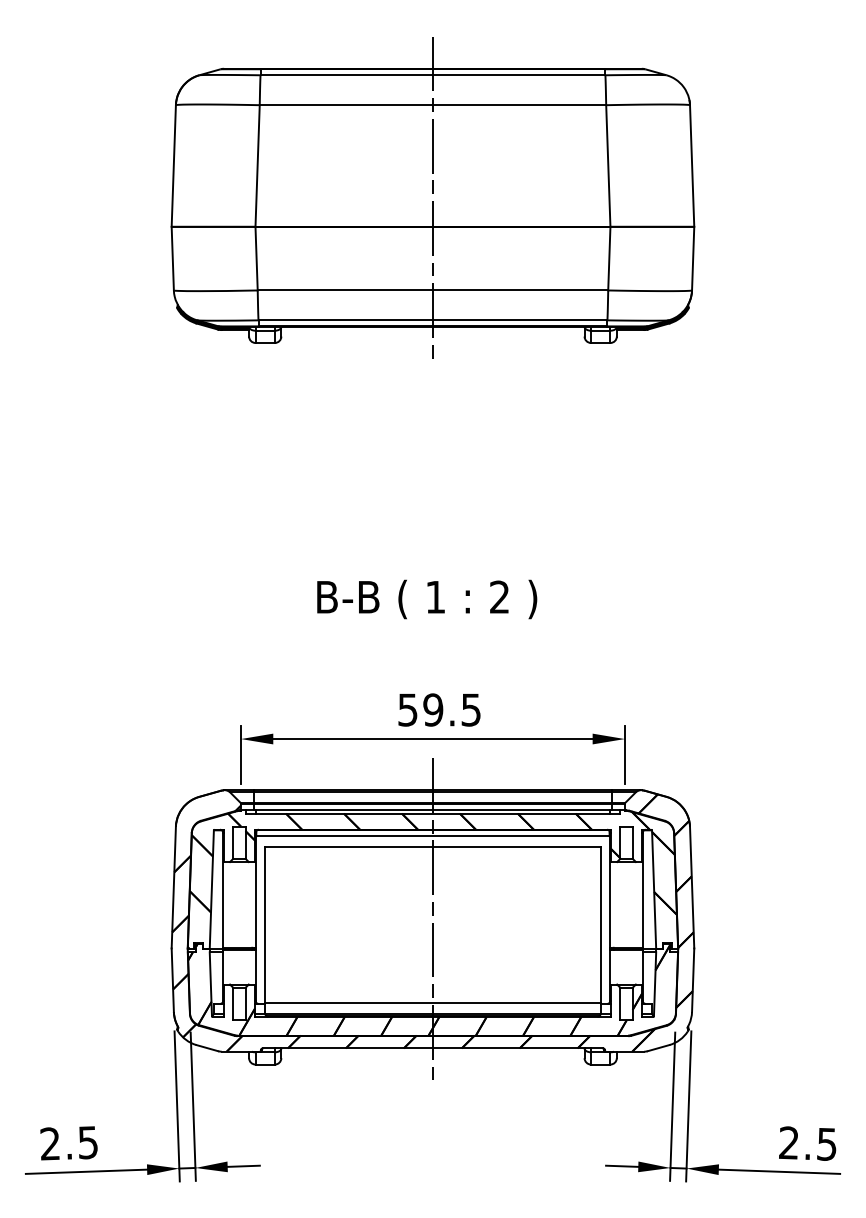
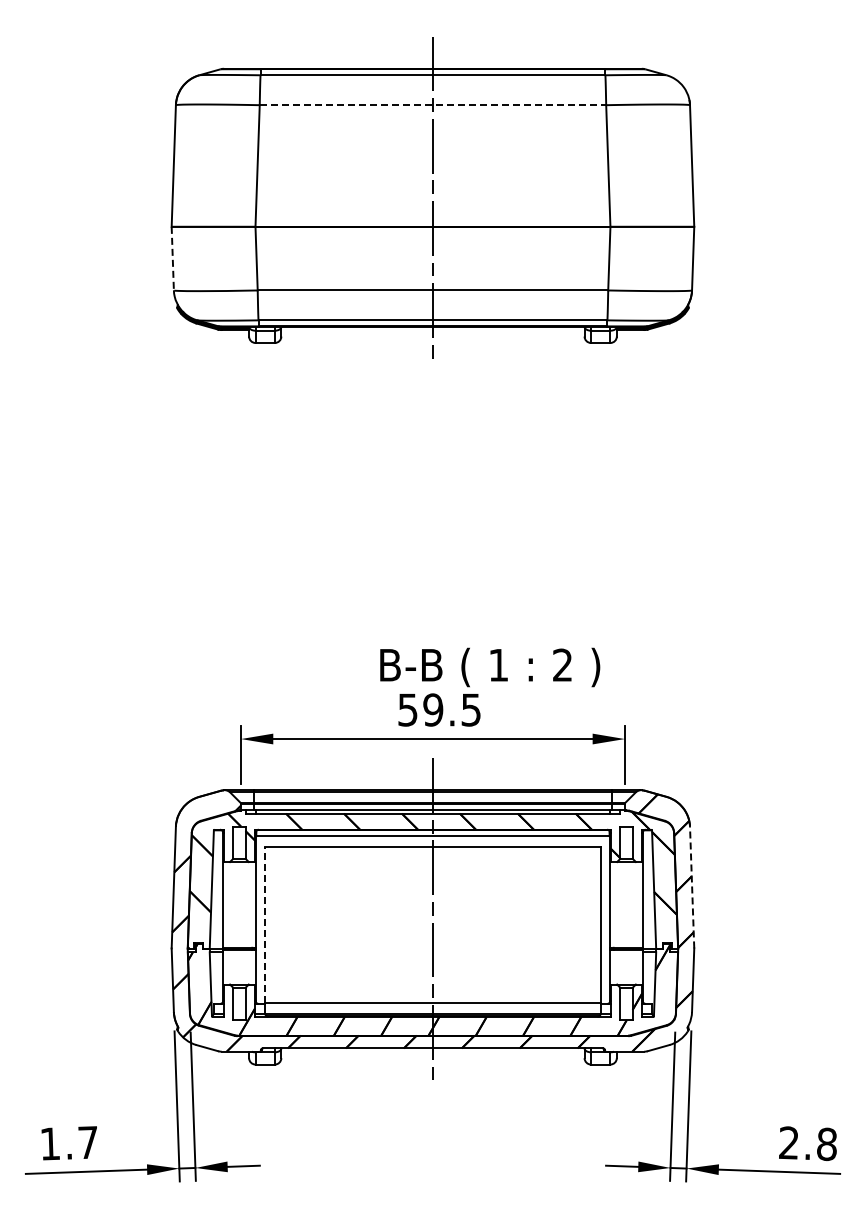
line: solid -> dashed (433, 105)
line: solid -> dashed (172, 258)
text position: (427, 599) -> (490, 667) (490, 667)
line: solid -> dashed (692, 887)
line: solid -> dashed (265, 924)
text: 2.5 -> 1.7 (68, 1143)
text: 2.5 -> 2.8 (826, 1144)
